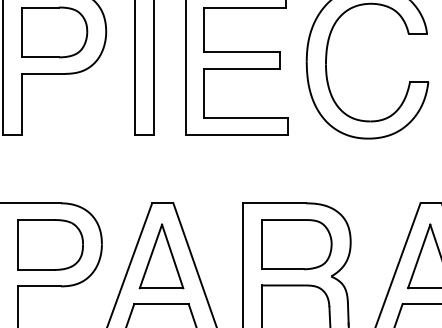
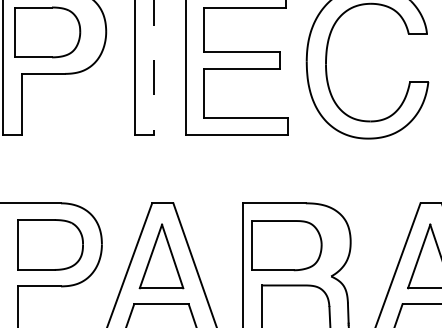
part position: (54, 32) -> (47, 32) (47, 32)
line: solid -> dashed (153, 68)
part position: (296, 244) -> (286, 245) (286, 245)
